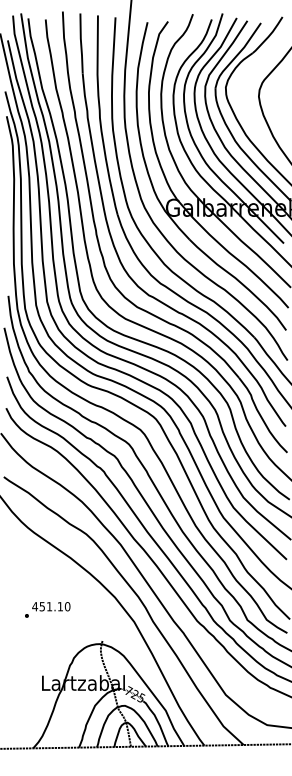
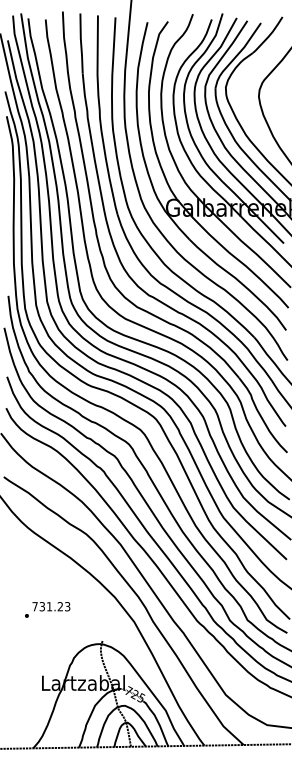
text: 451.10 -> 731.23 (51, 606)
